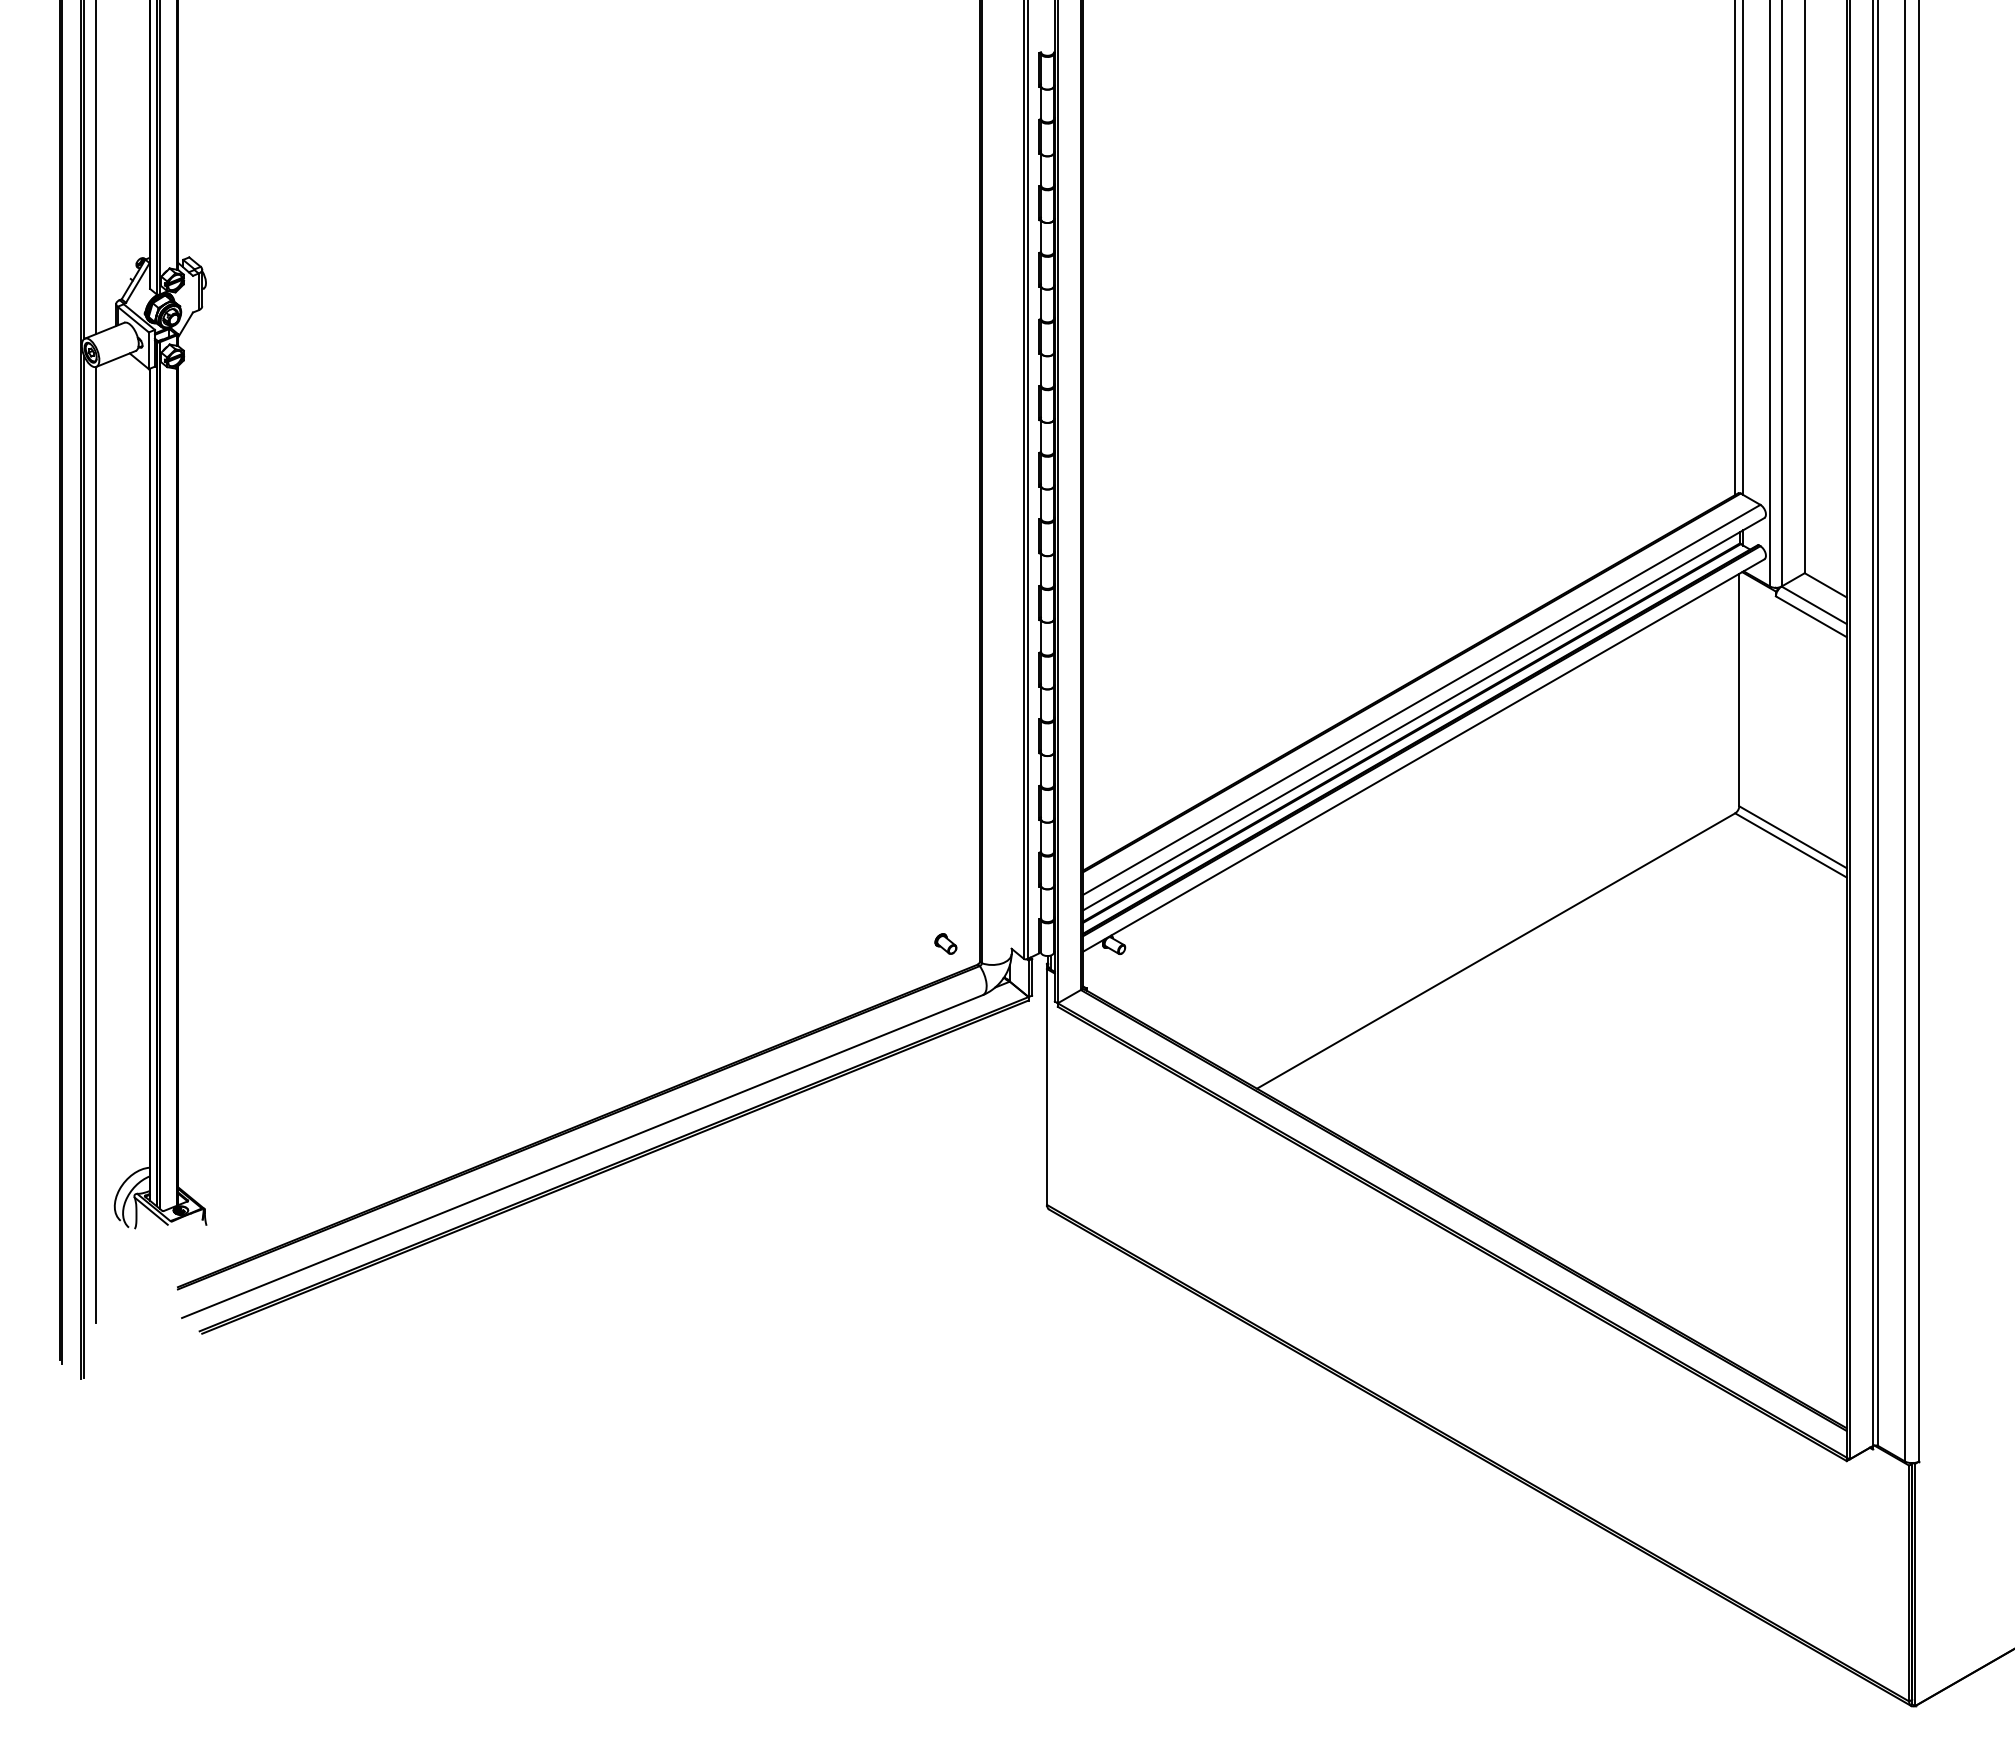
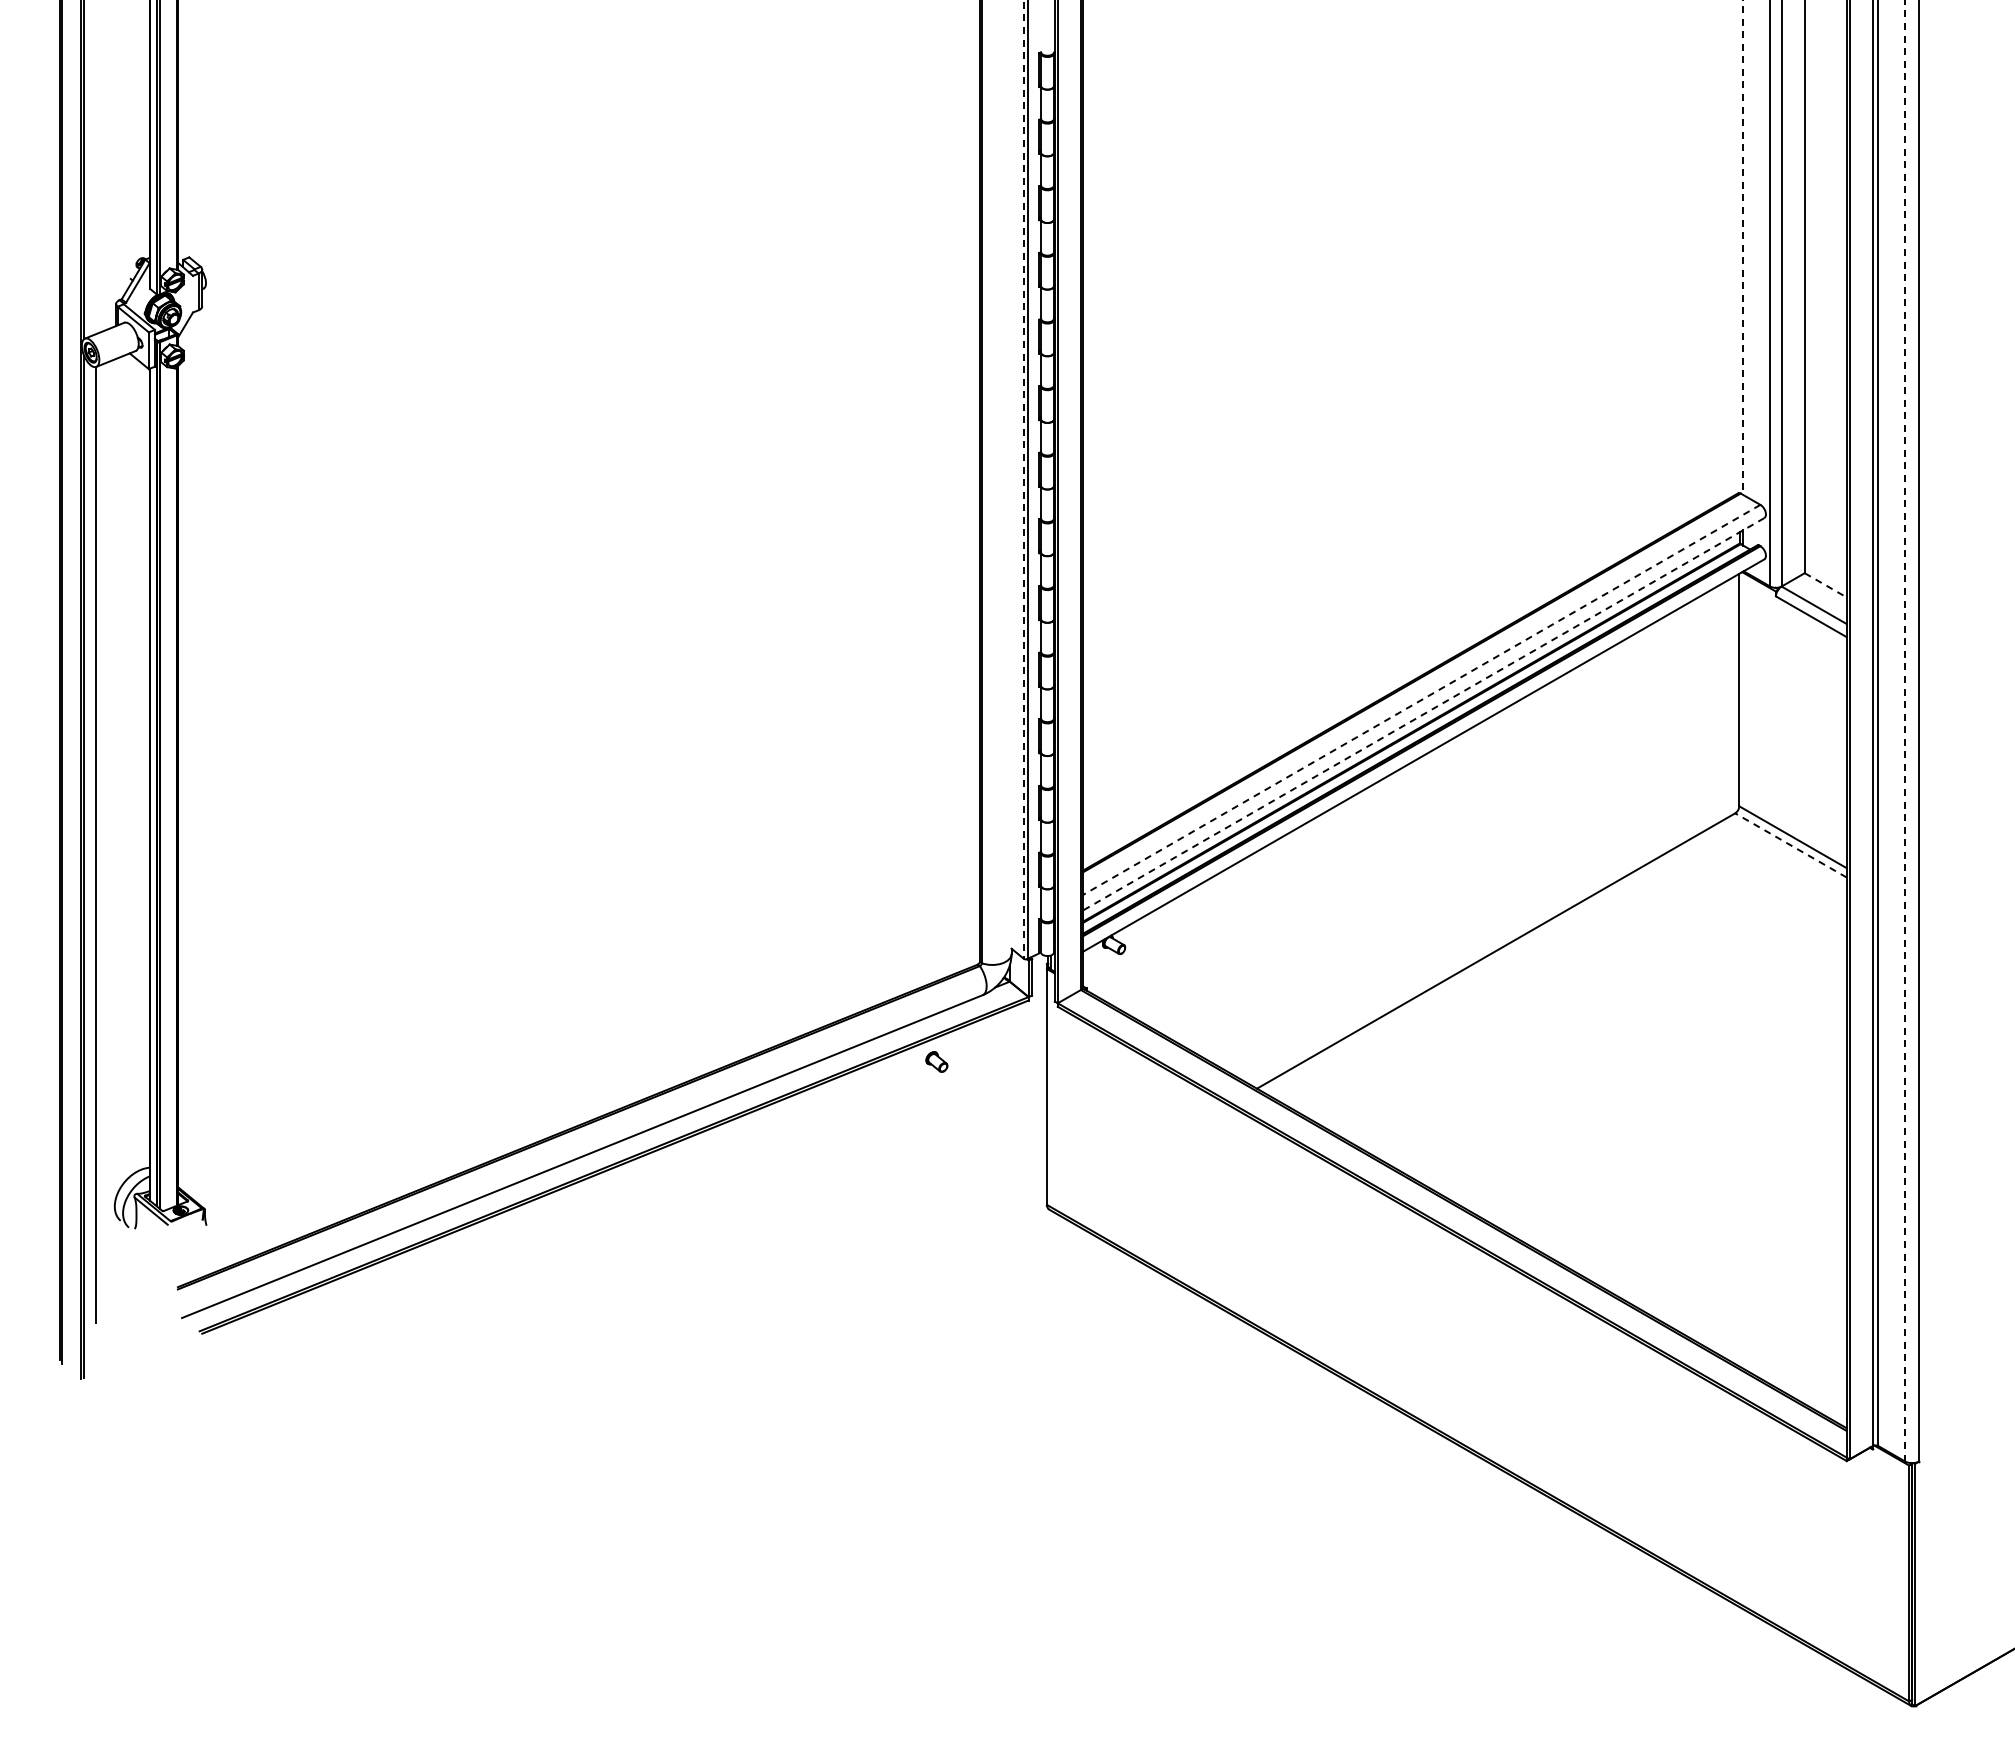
line: present -> none (96, 168)
line: present -> none (1735, 248)
line: solid -> dashed (1743, 248)
line: solid -> dashed (1023, 479)
line: solid -> dashed (1826, 585)
line: solid -> dashed (1421, 699)
line: solid -> dashed (1423, 714)
line: solid -> dashed (1905, 730)
line: solid -> dashed (1790, 845)
part position: (945, 943) -> (936, 1061) (936, 1061)
